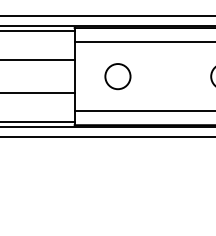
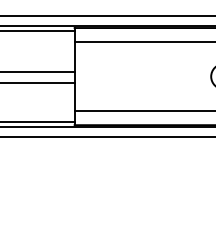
line position: (38, 59) -> (38, 71) (38, 71)
circle: present -> none (117, 76)
line position: (38, 93) -> (38, 83) (38, 83)
